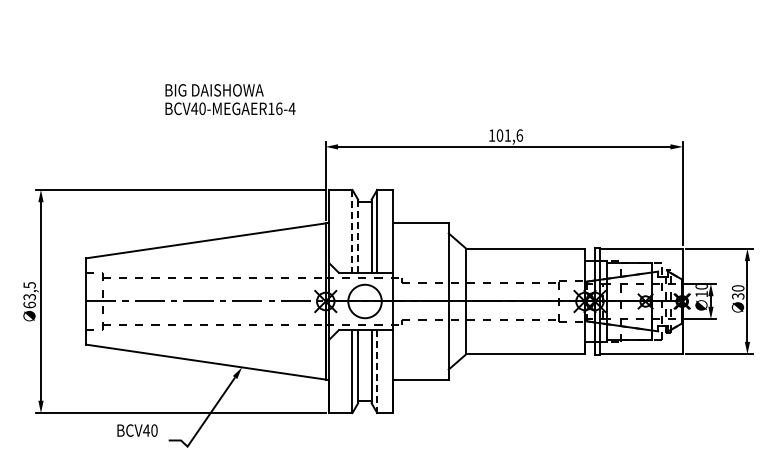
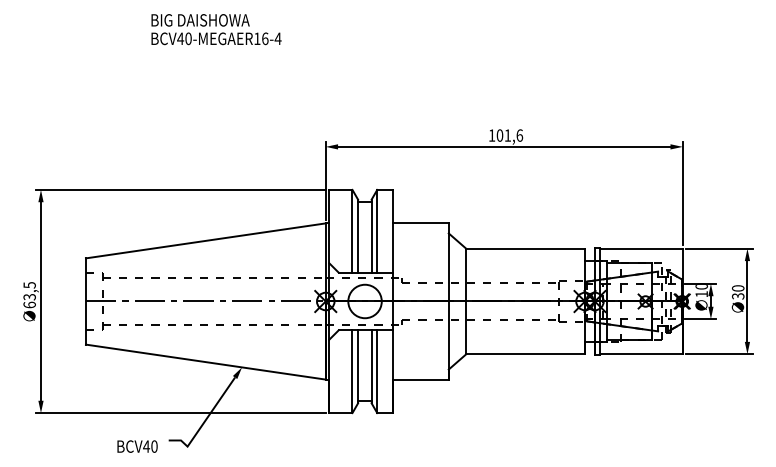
text position: (230, 99) -> (216, 29) (216, 29)
line: dashed -> solid (352, 231)
line: dashed -> solid (358, 236)
line: dashed -> solid (377, 372)
text position: (137, 430) -> (137, 446) (137, 446)
